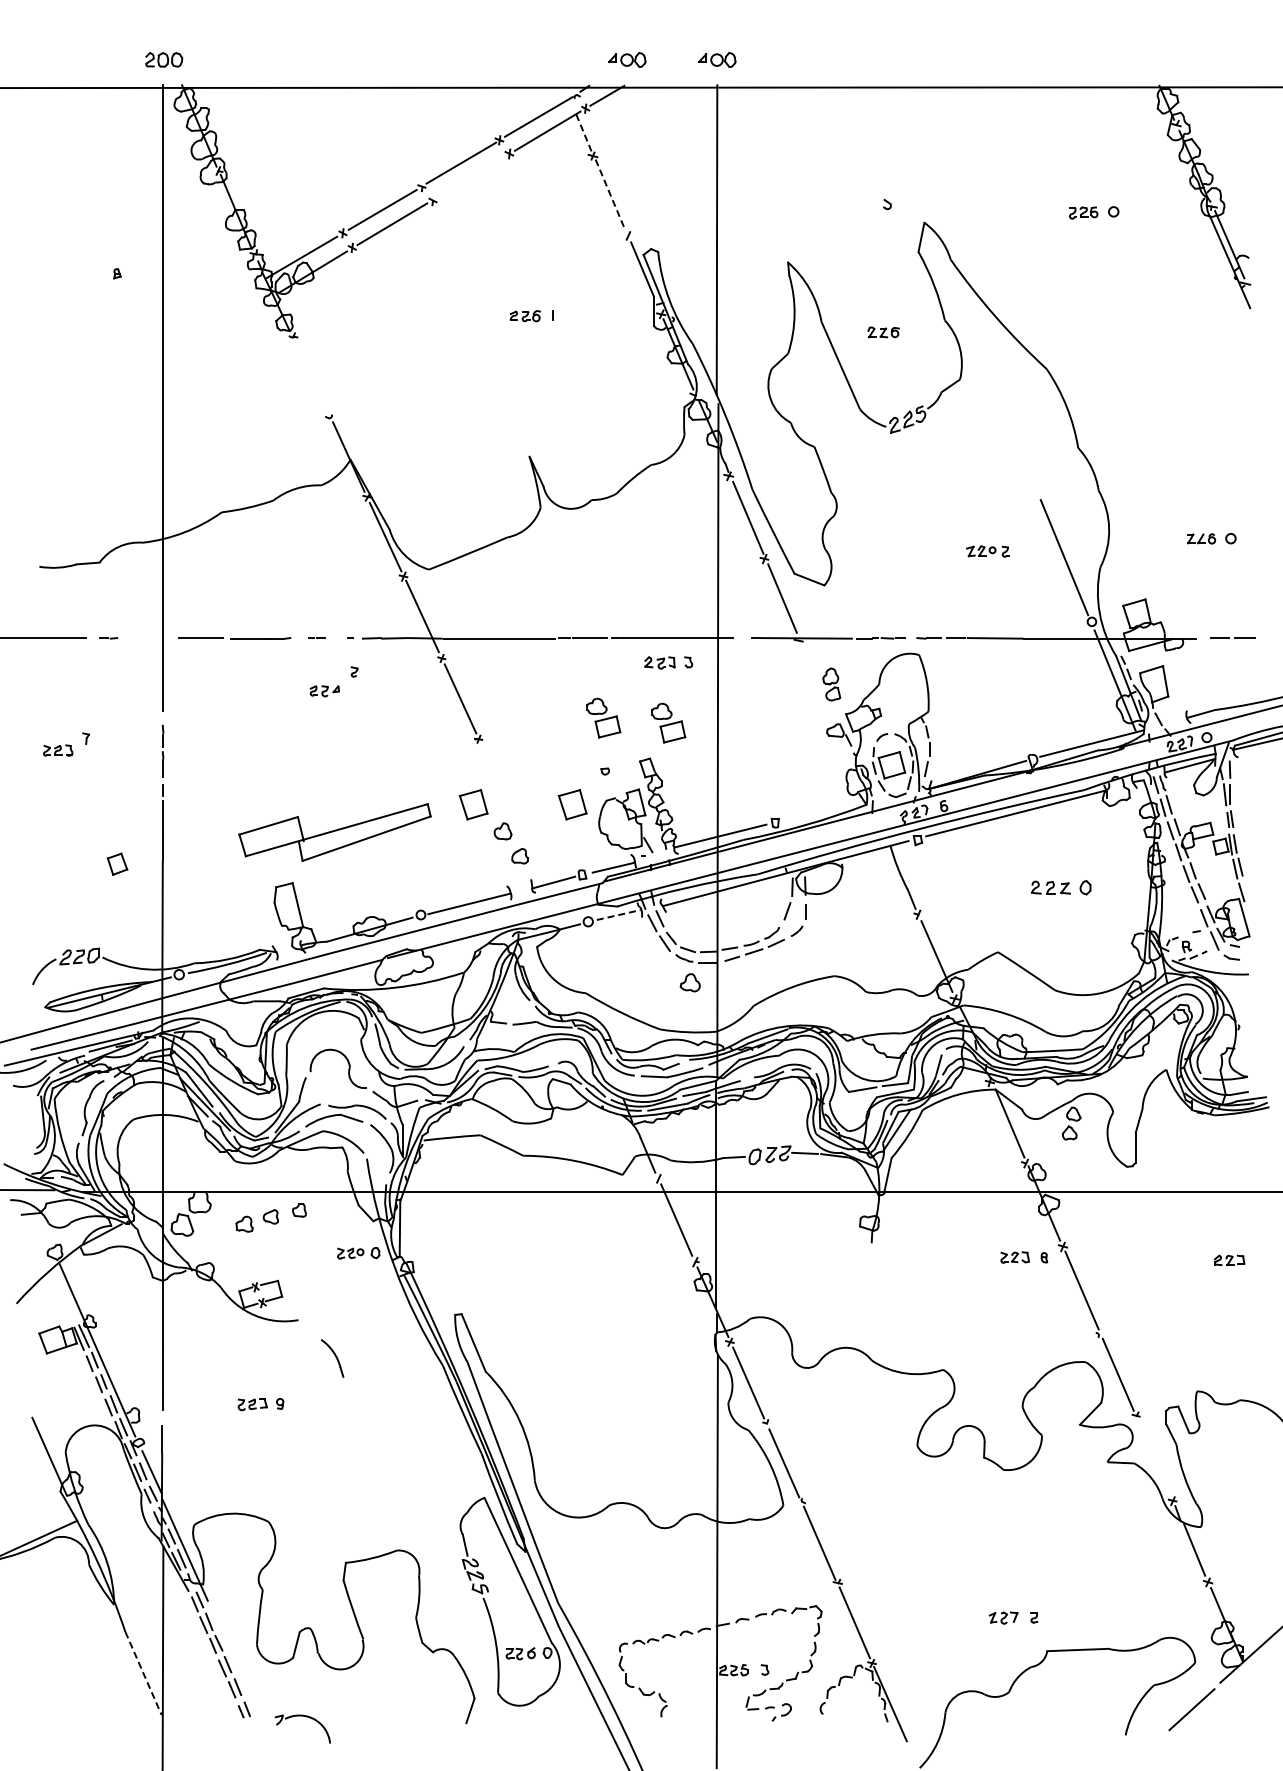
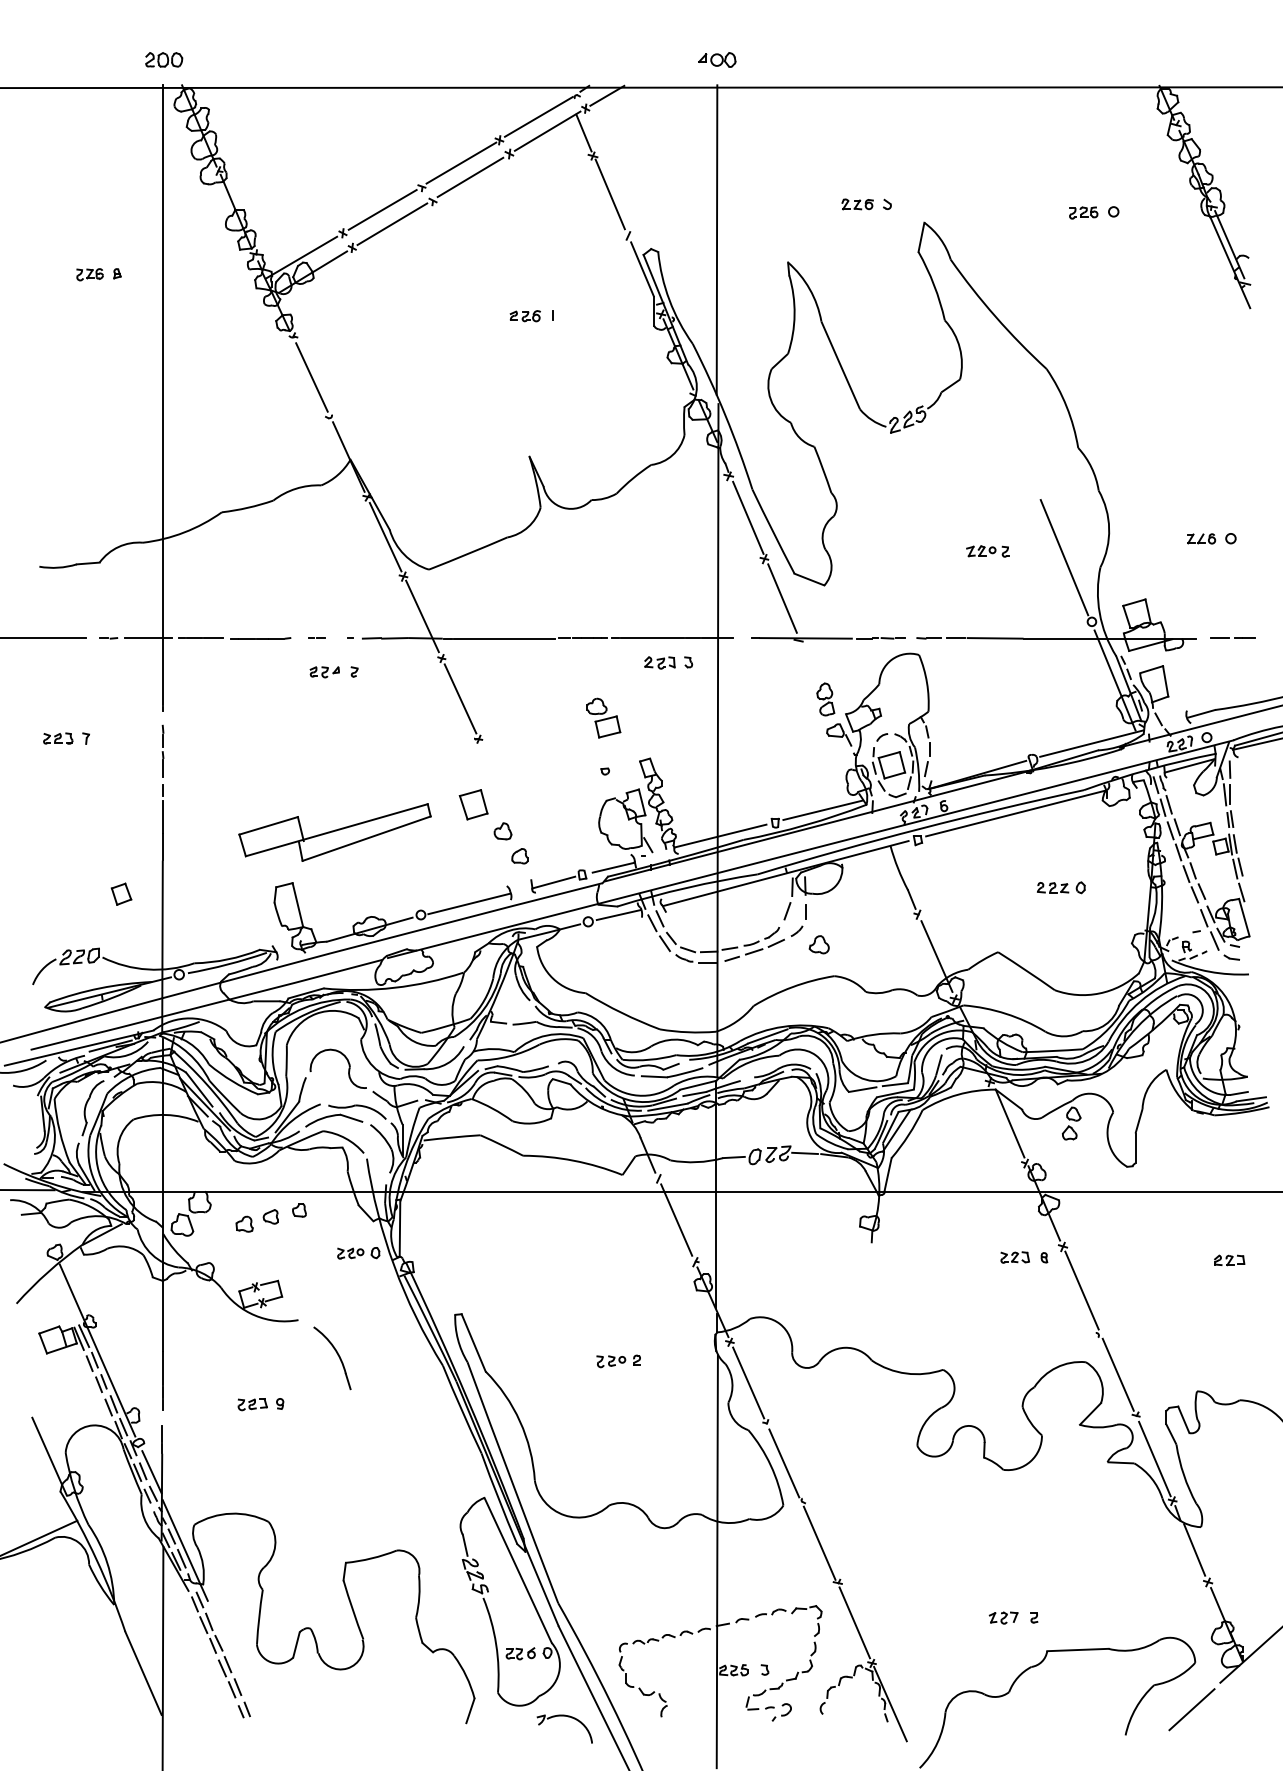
part: present -> none (627, 59)
line: dashed -> solid (583, 132)
line: none -> present (470, 177)
line: dashed -> solid (610, 194)
part: none -> present (89, 274)
part position: (883, 332) -> (857, 204) (857, 204)
line: none -> present (311, 377)
line: none -> present (148, 638)
part position: (831, 684) -> (825, 699) (825, 699)
part position: (324, 691) -> (324, 672) (324, 672)
part: present -> none (668, 722)
part position: (58, 750) -> (58, 738) (58, 738)
part: present -> none (572, 804)
line: none -> present (822, 809)
part position: (117, 863) -> (121, 893) (121, 893)
part size: 61x16 px -> 49x14 px (1061, 887)
line: dashed -> solid (619, 914)
part position: (689, 982) -> (818, 944) (818, 944)
part size: 24x39 px -> 39x65 px (332, 1358)
part: none -> present (618, 1361)
line: none -> present (1154, 1458)
line: dashed -> solid (143, 1673)
part position: (306, 1717) -> (568, 1717) (568, 1717)
